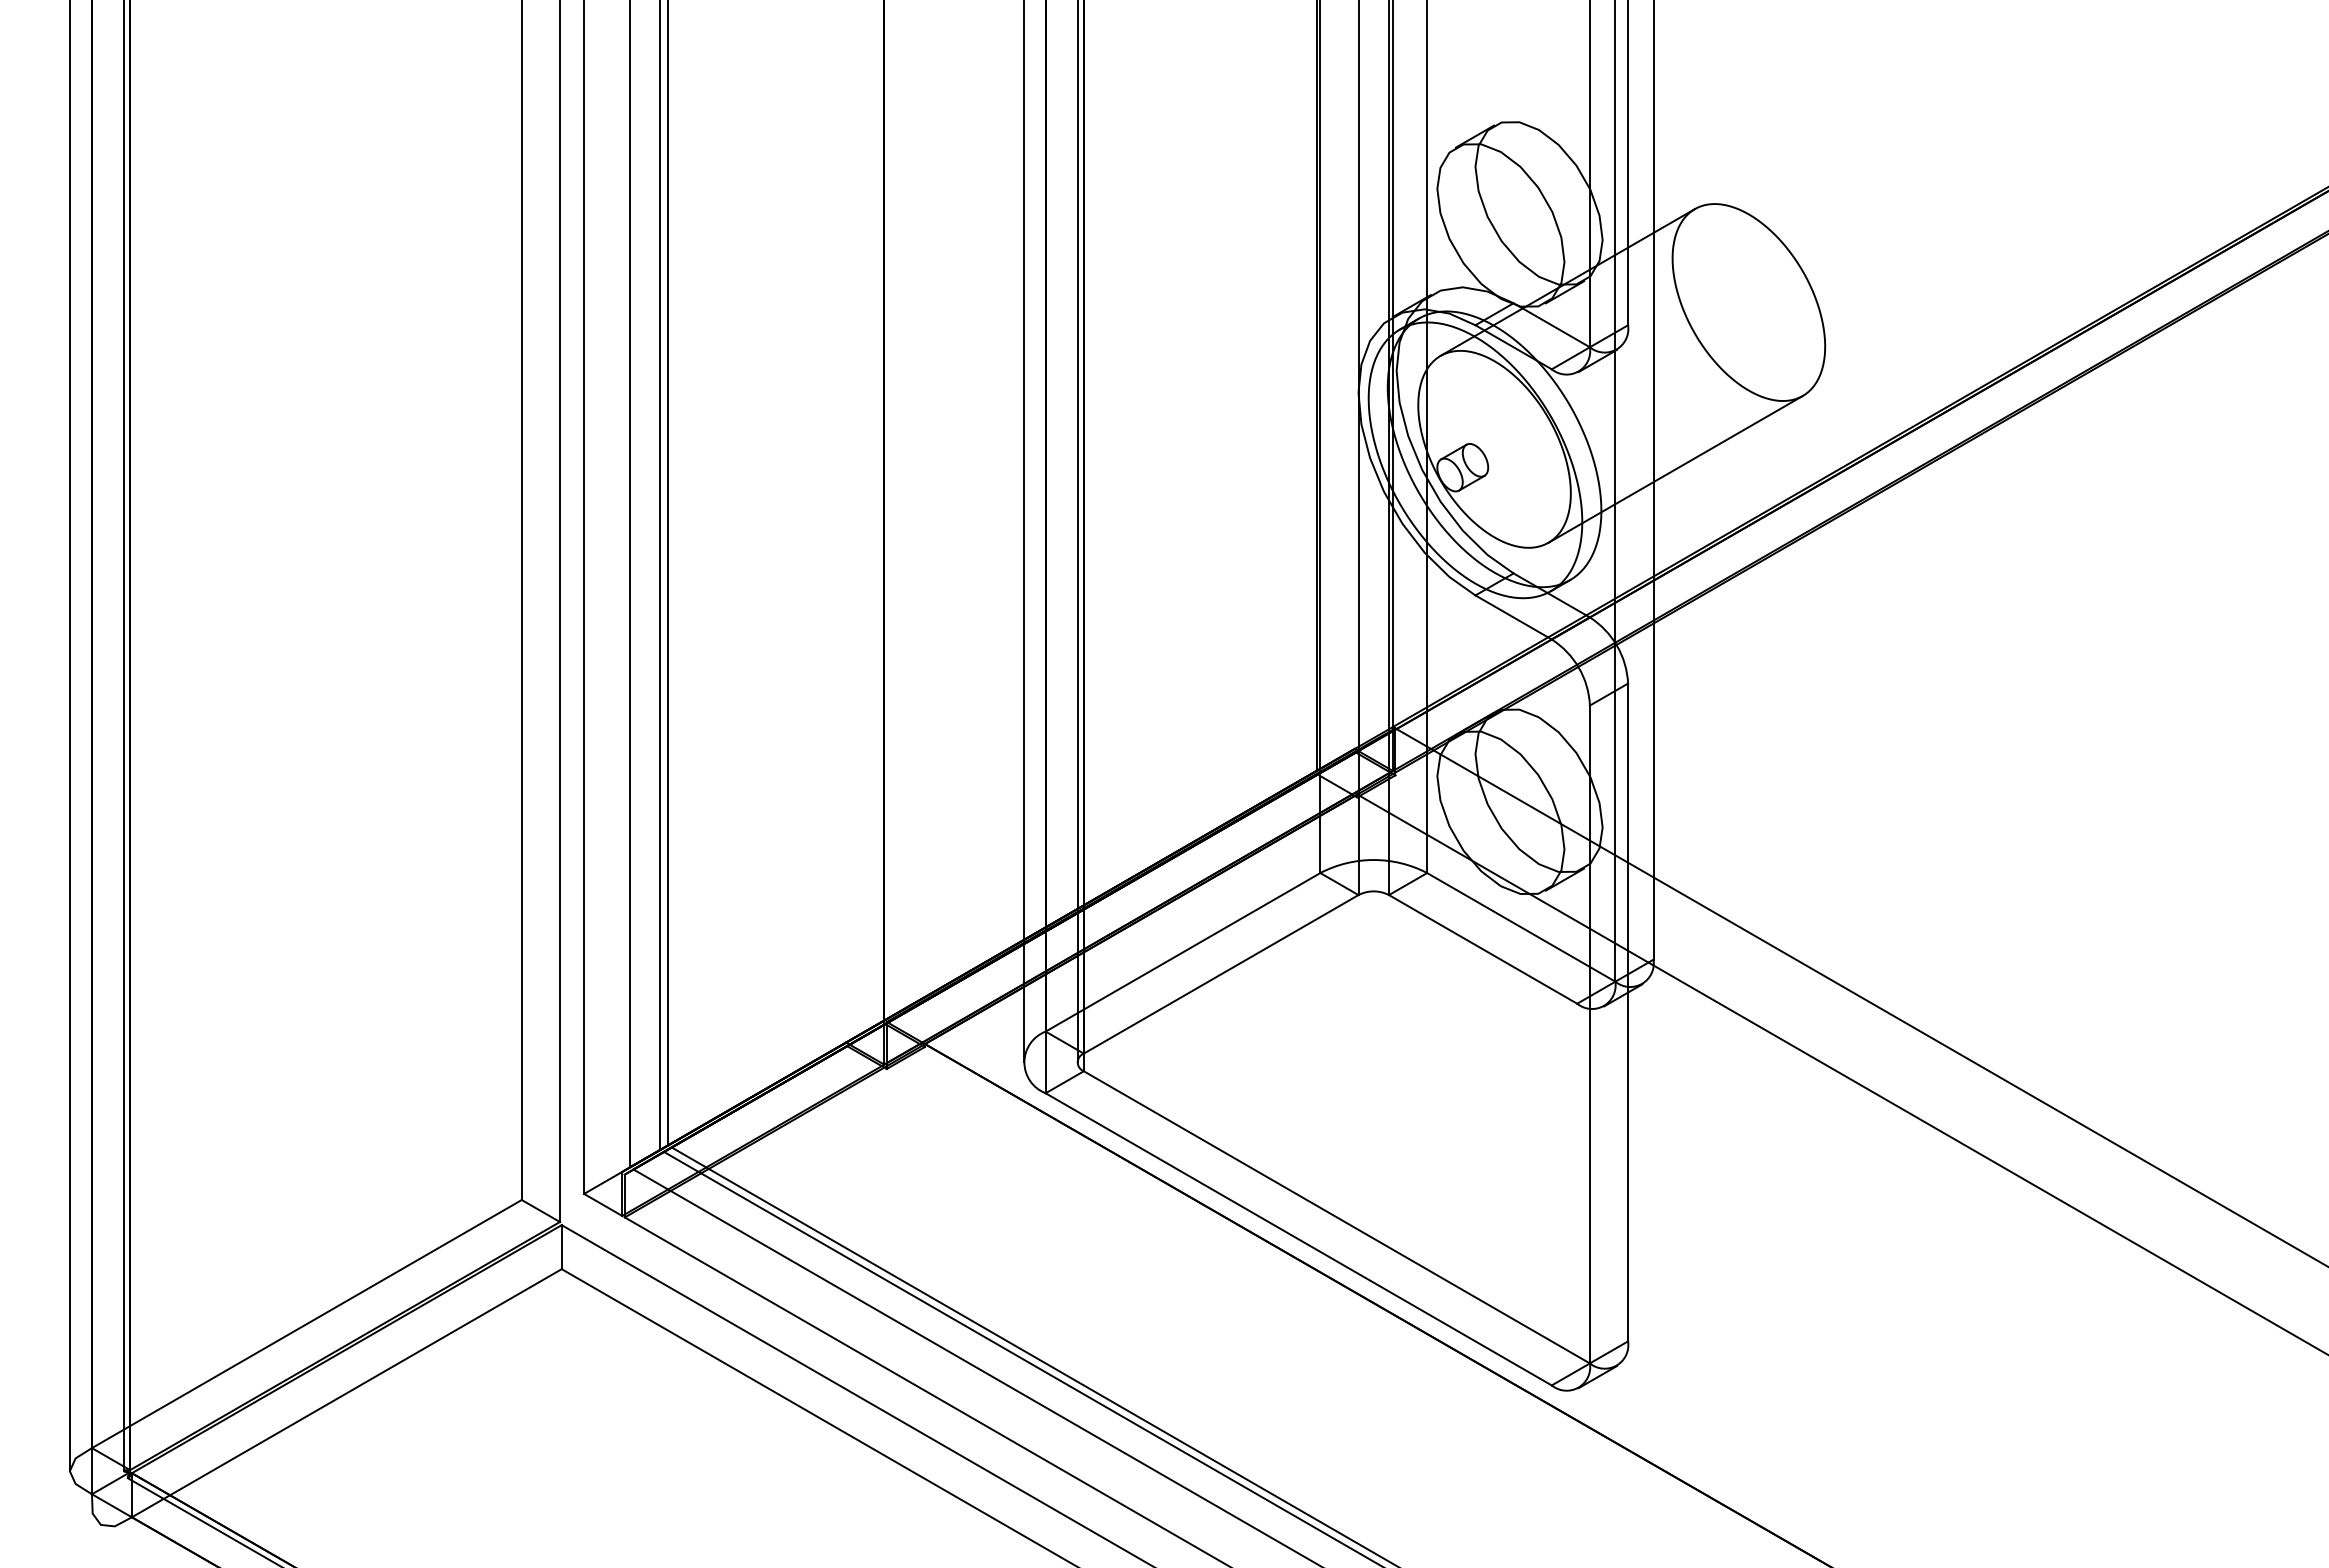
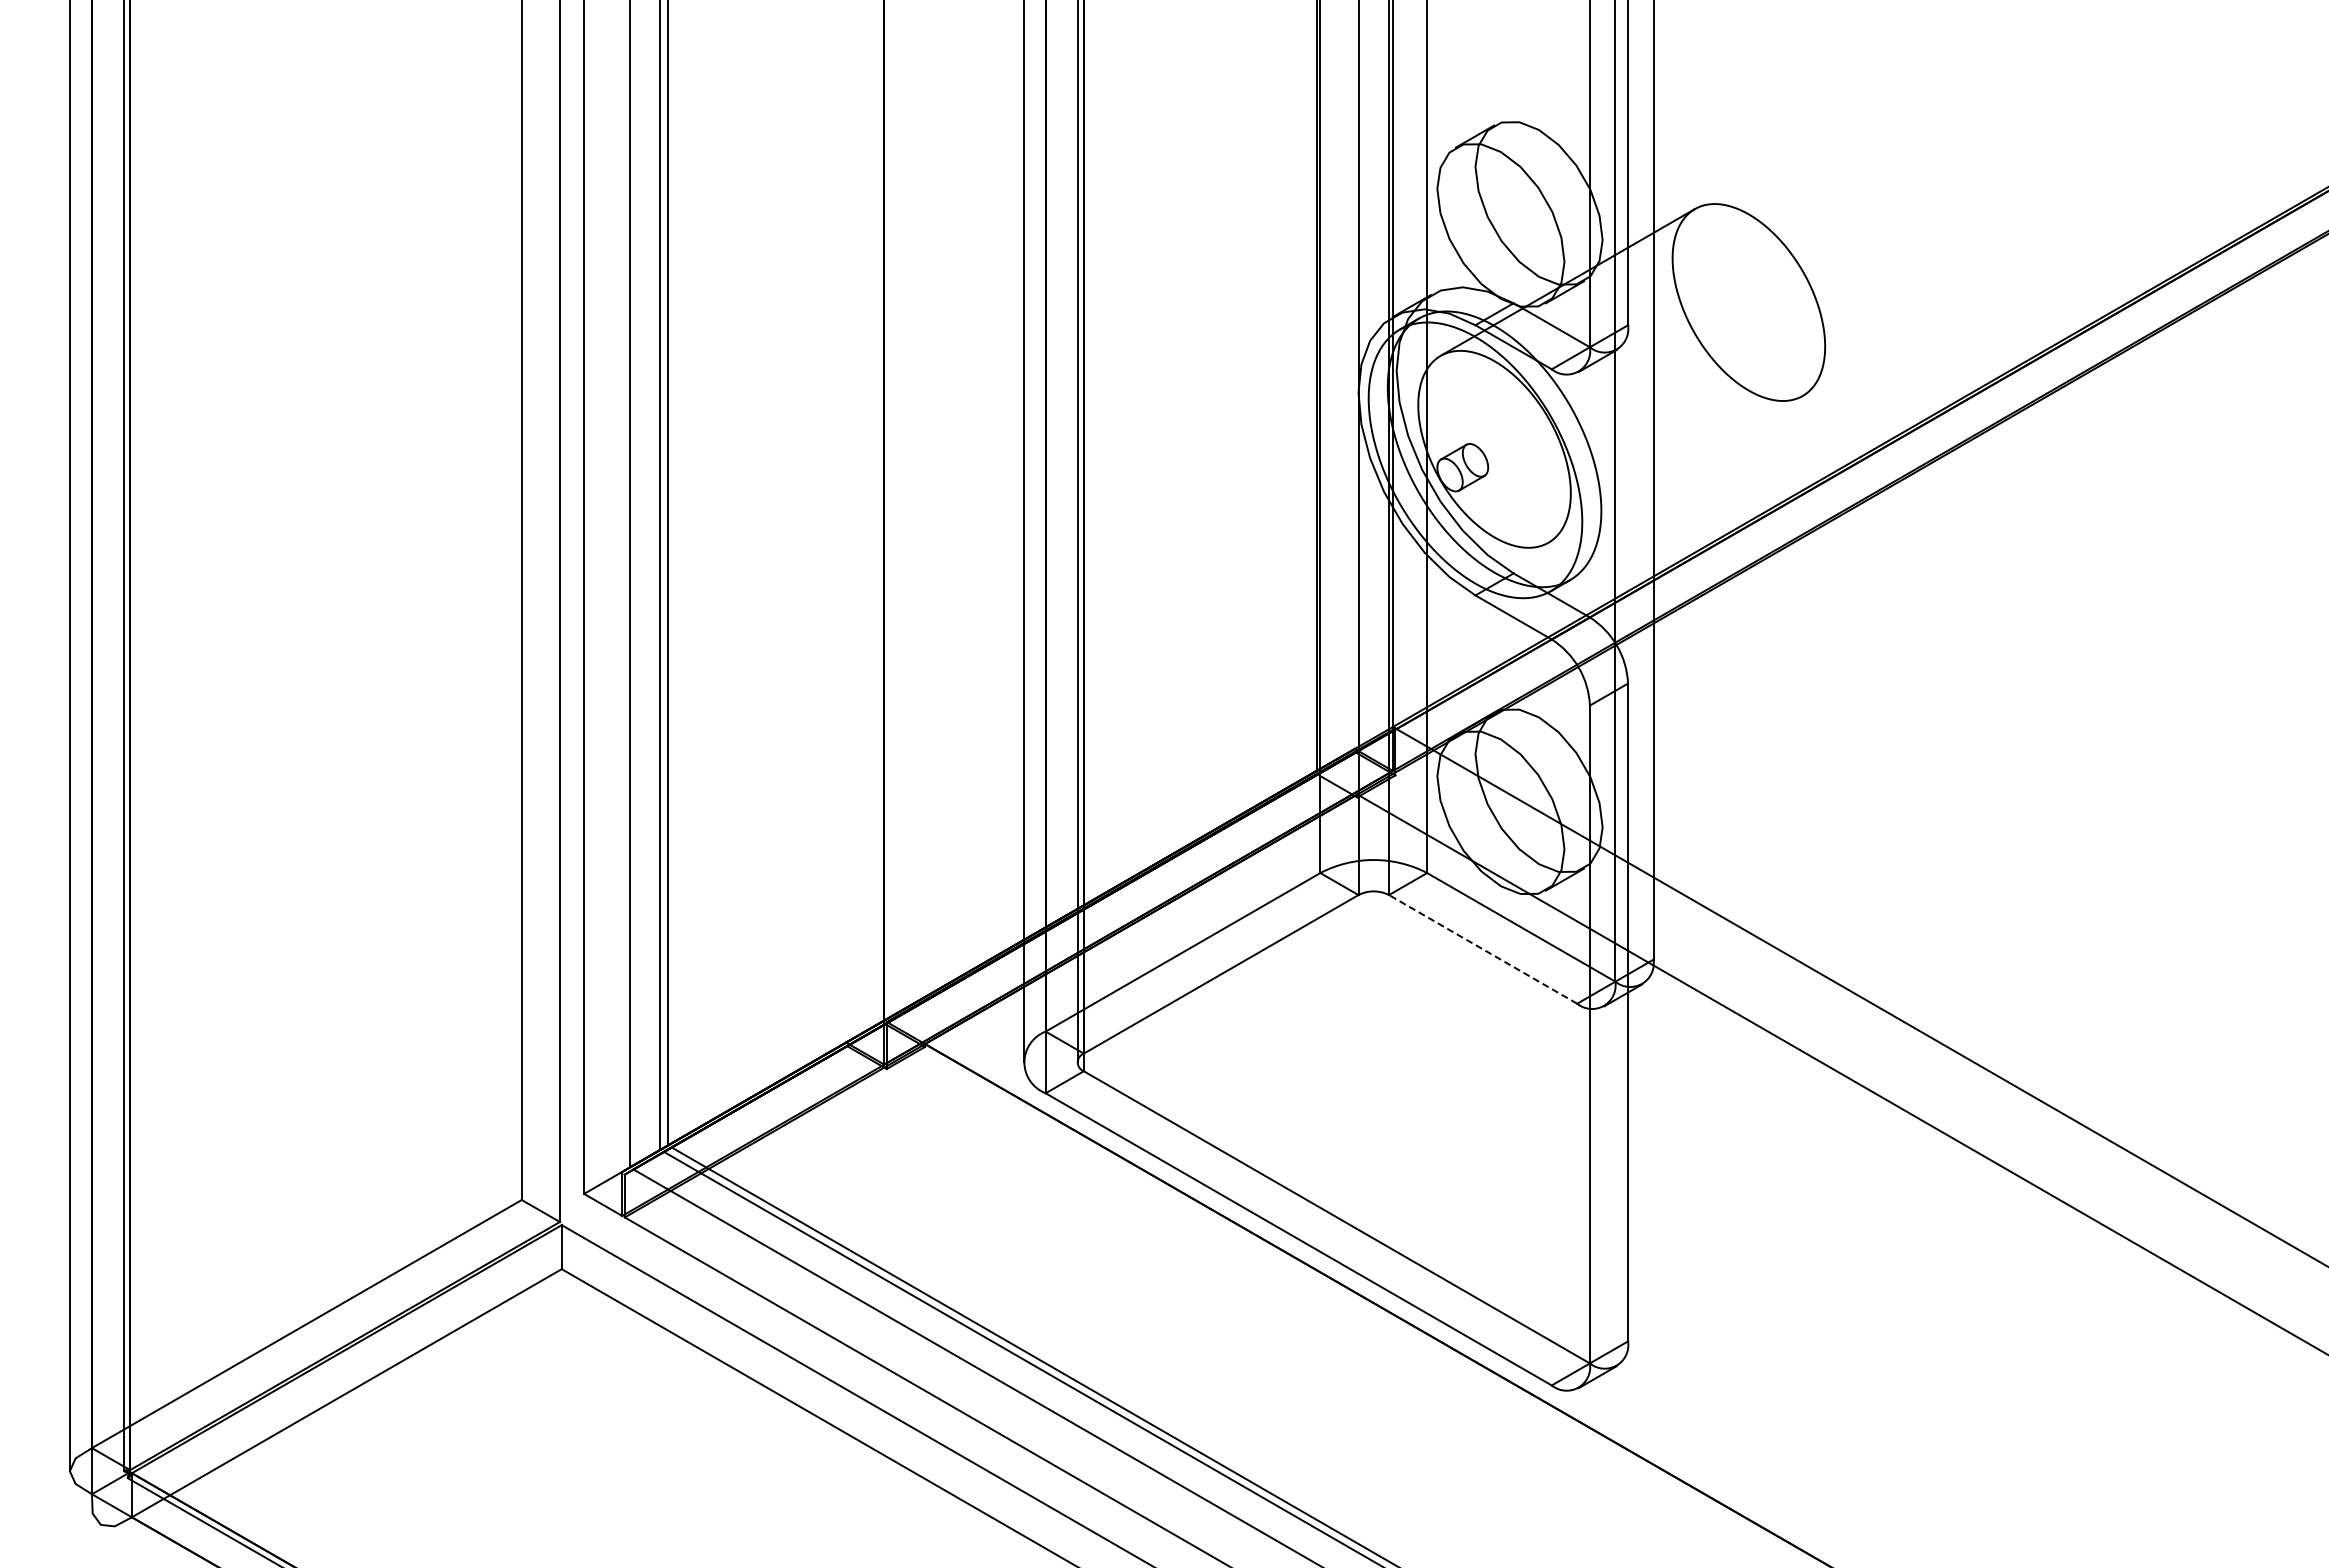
line: present -> none (1675, 468)
line: solid -> dashed (1483, 949)
